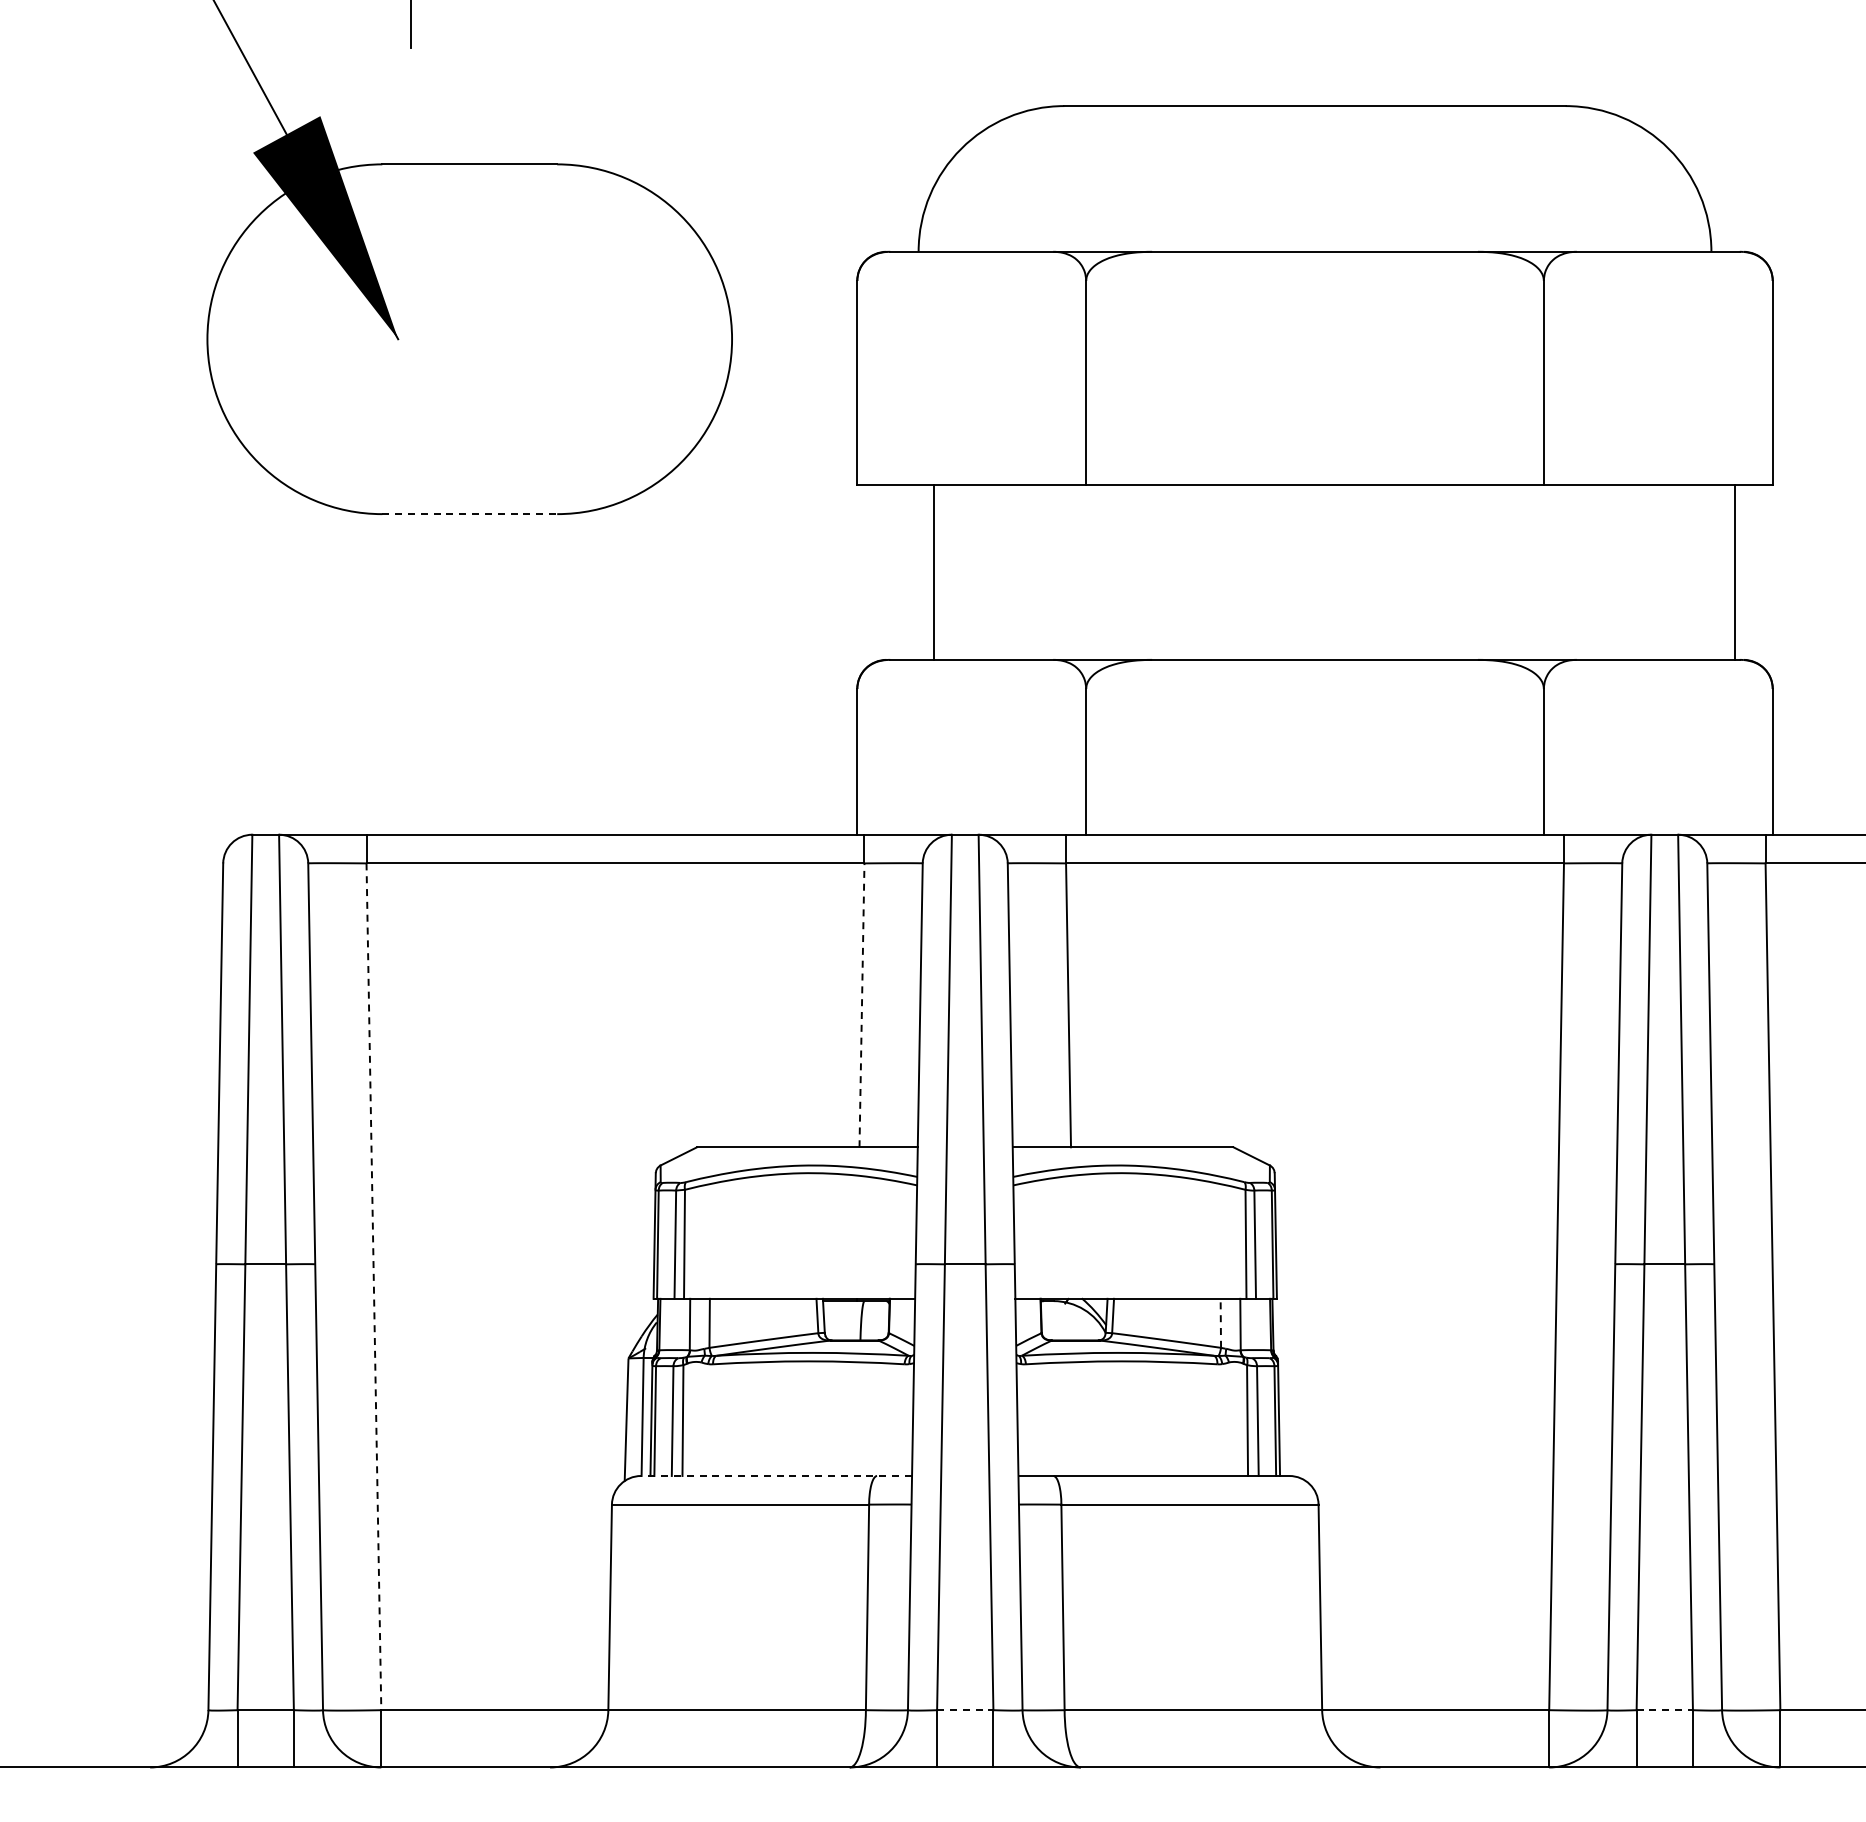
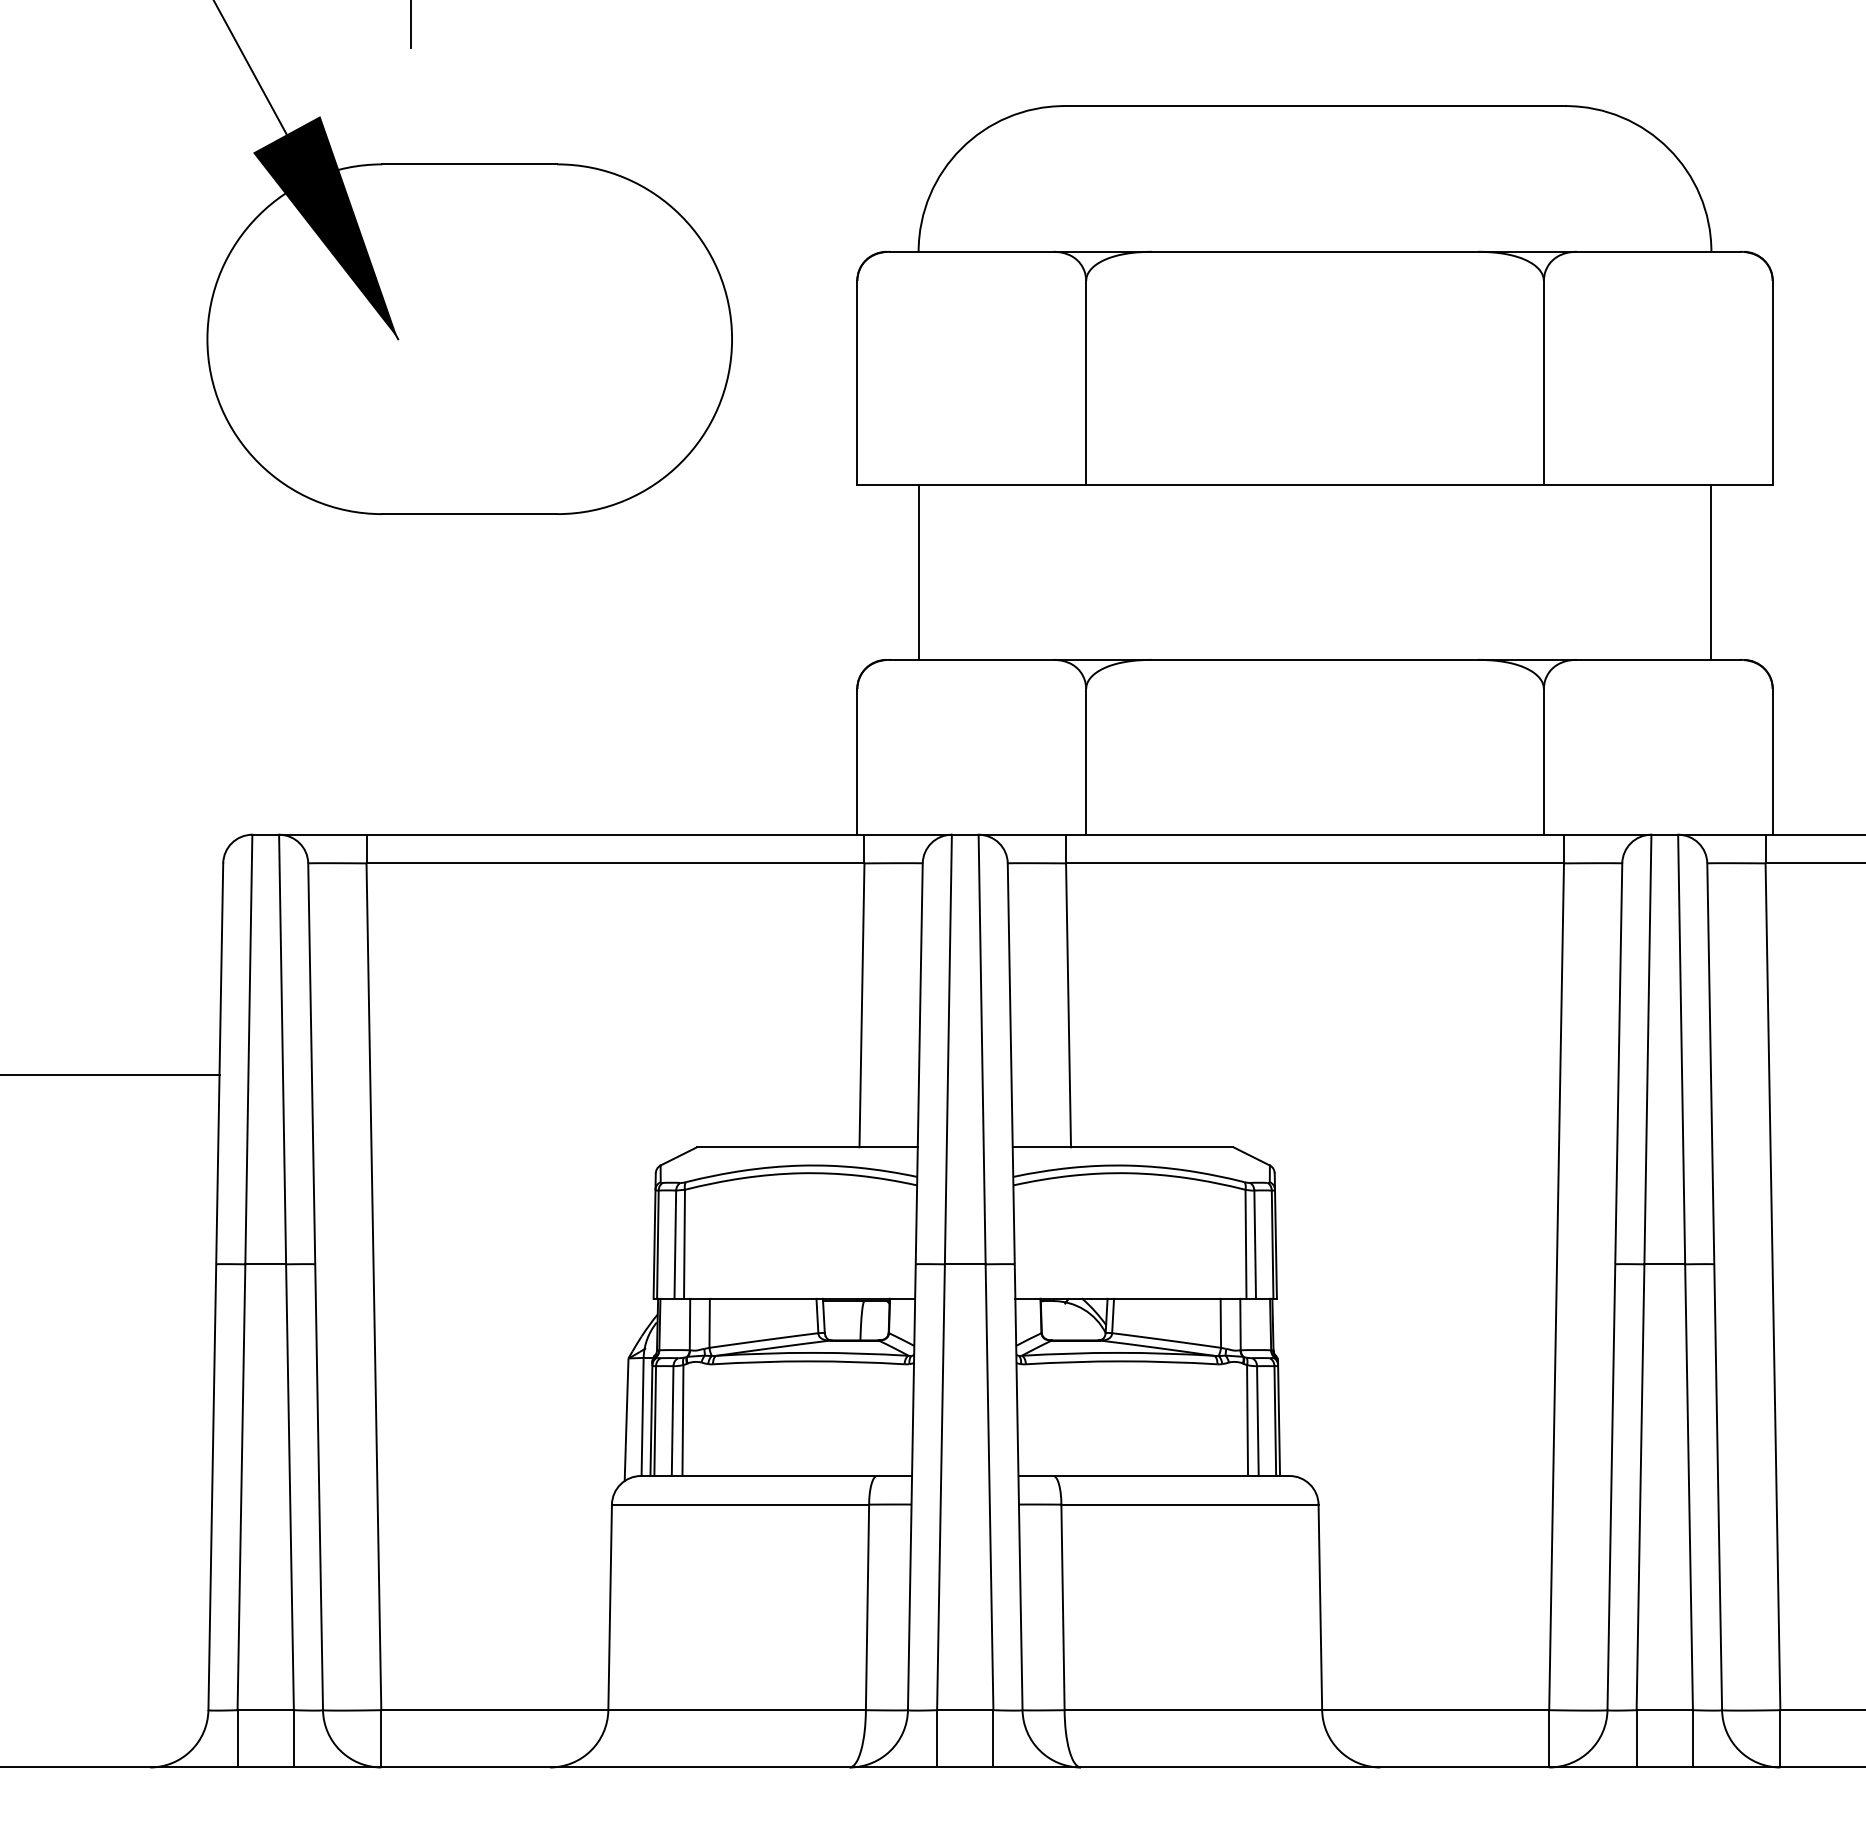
line: dashed -> solid (470, 514)
line position: (933, 572) -> (918, 572) (918, 572)
line position: (1735, 572) -> (1711, 572) (1711, 572)
line: dashed -> solid (861, 1005)
line: none -> present (110, 1074)
line: dashed -> solid (373, 1287)
line: dashed -> solid (1220, 1323)
line: dashed -> solid (776, 1475)
line: dashed -> solid (965, 1710)
line: dashed -> solid (1665, 1710)
